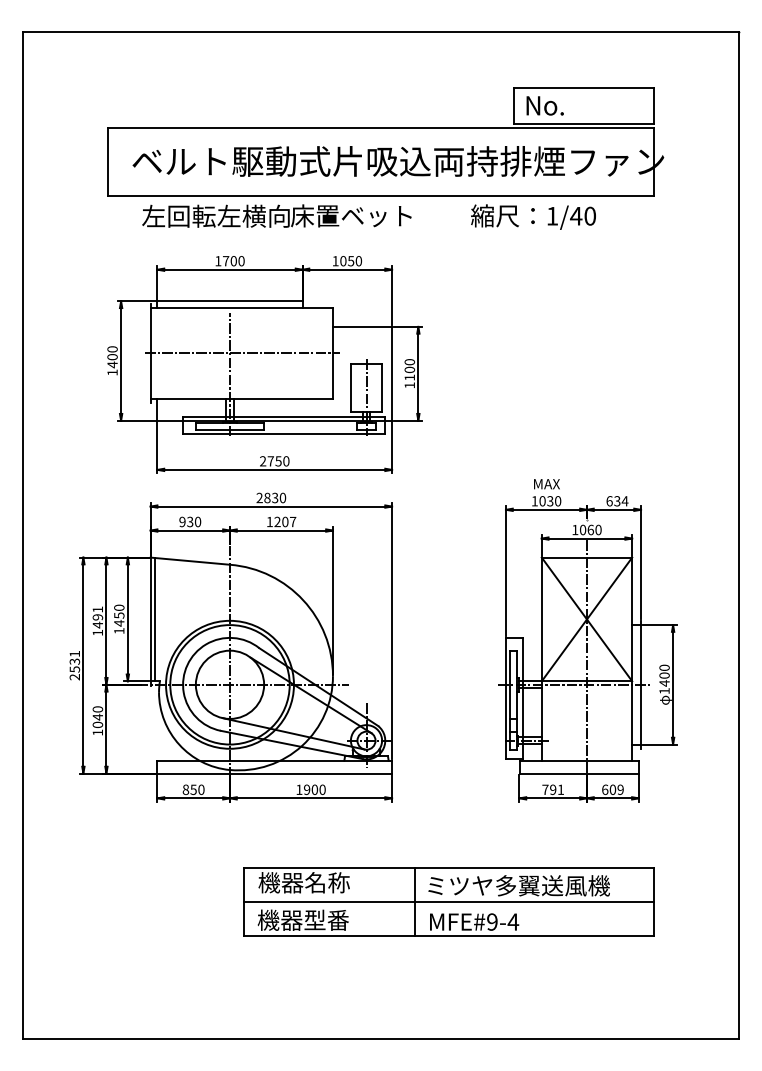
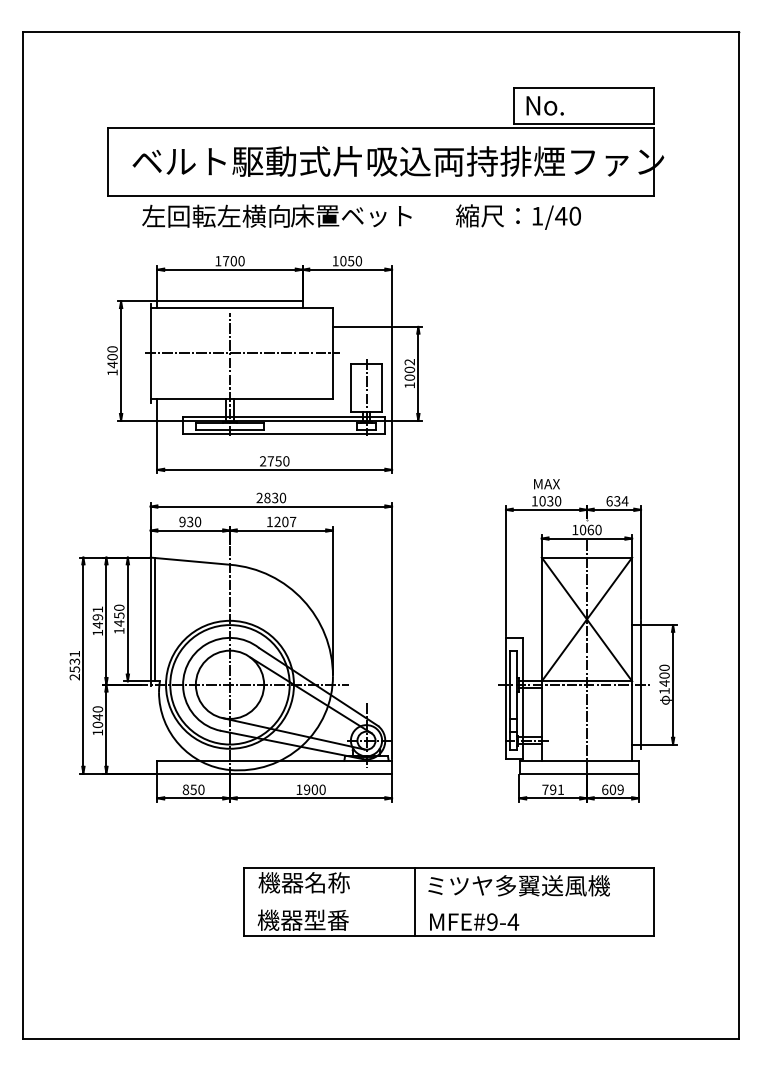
text position: (533, 216) -> (518, 216) (518, 216)
text: 1100 -> 1002 (409, 369)
line: present -> none (449, 902)
